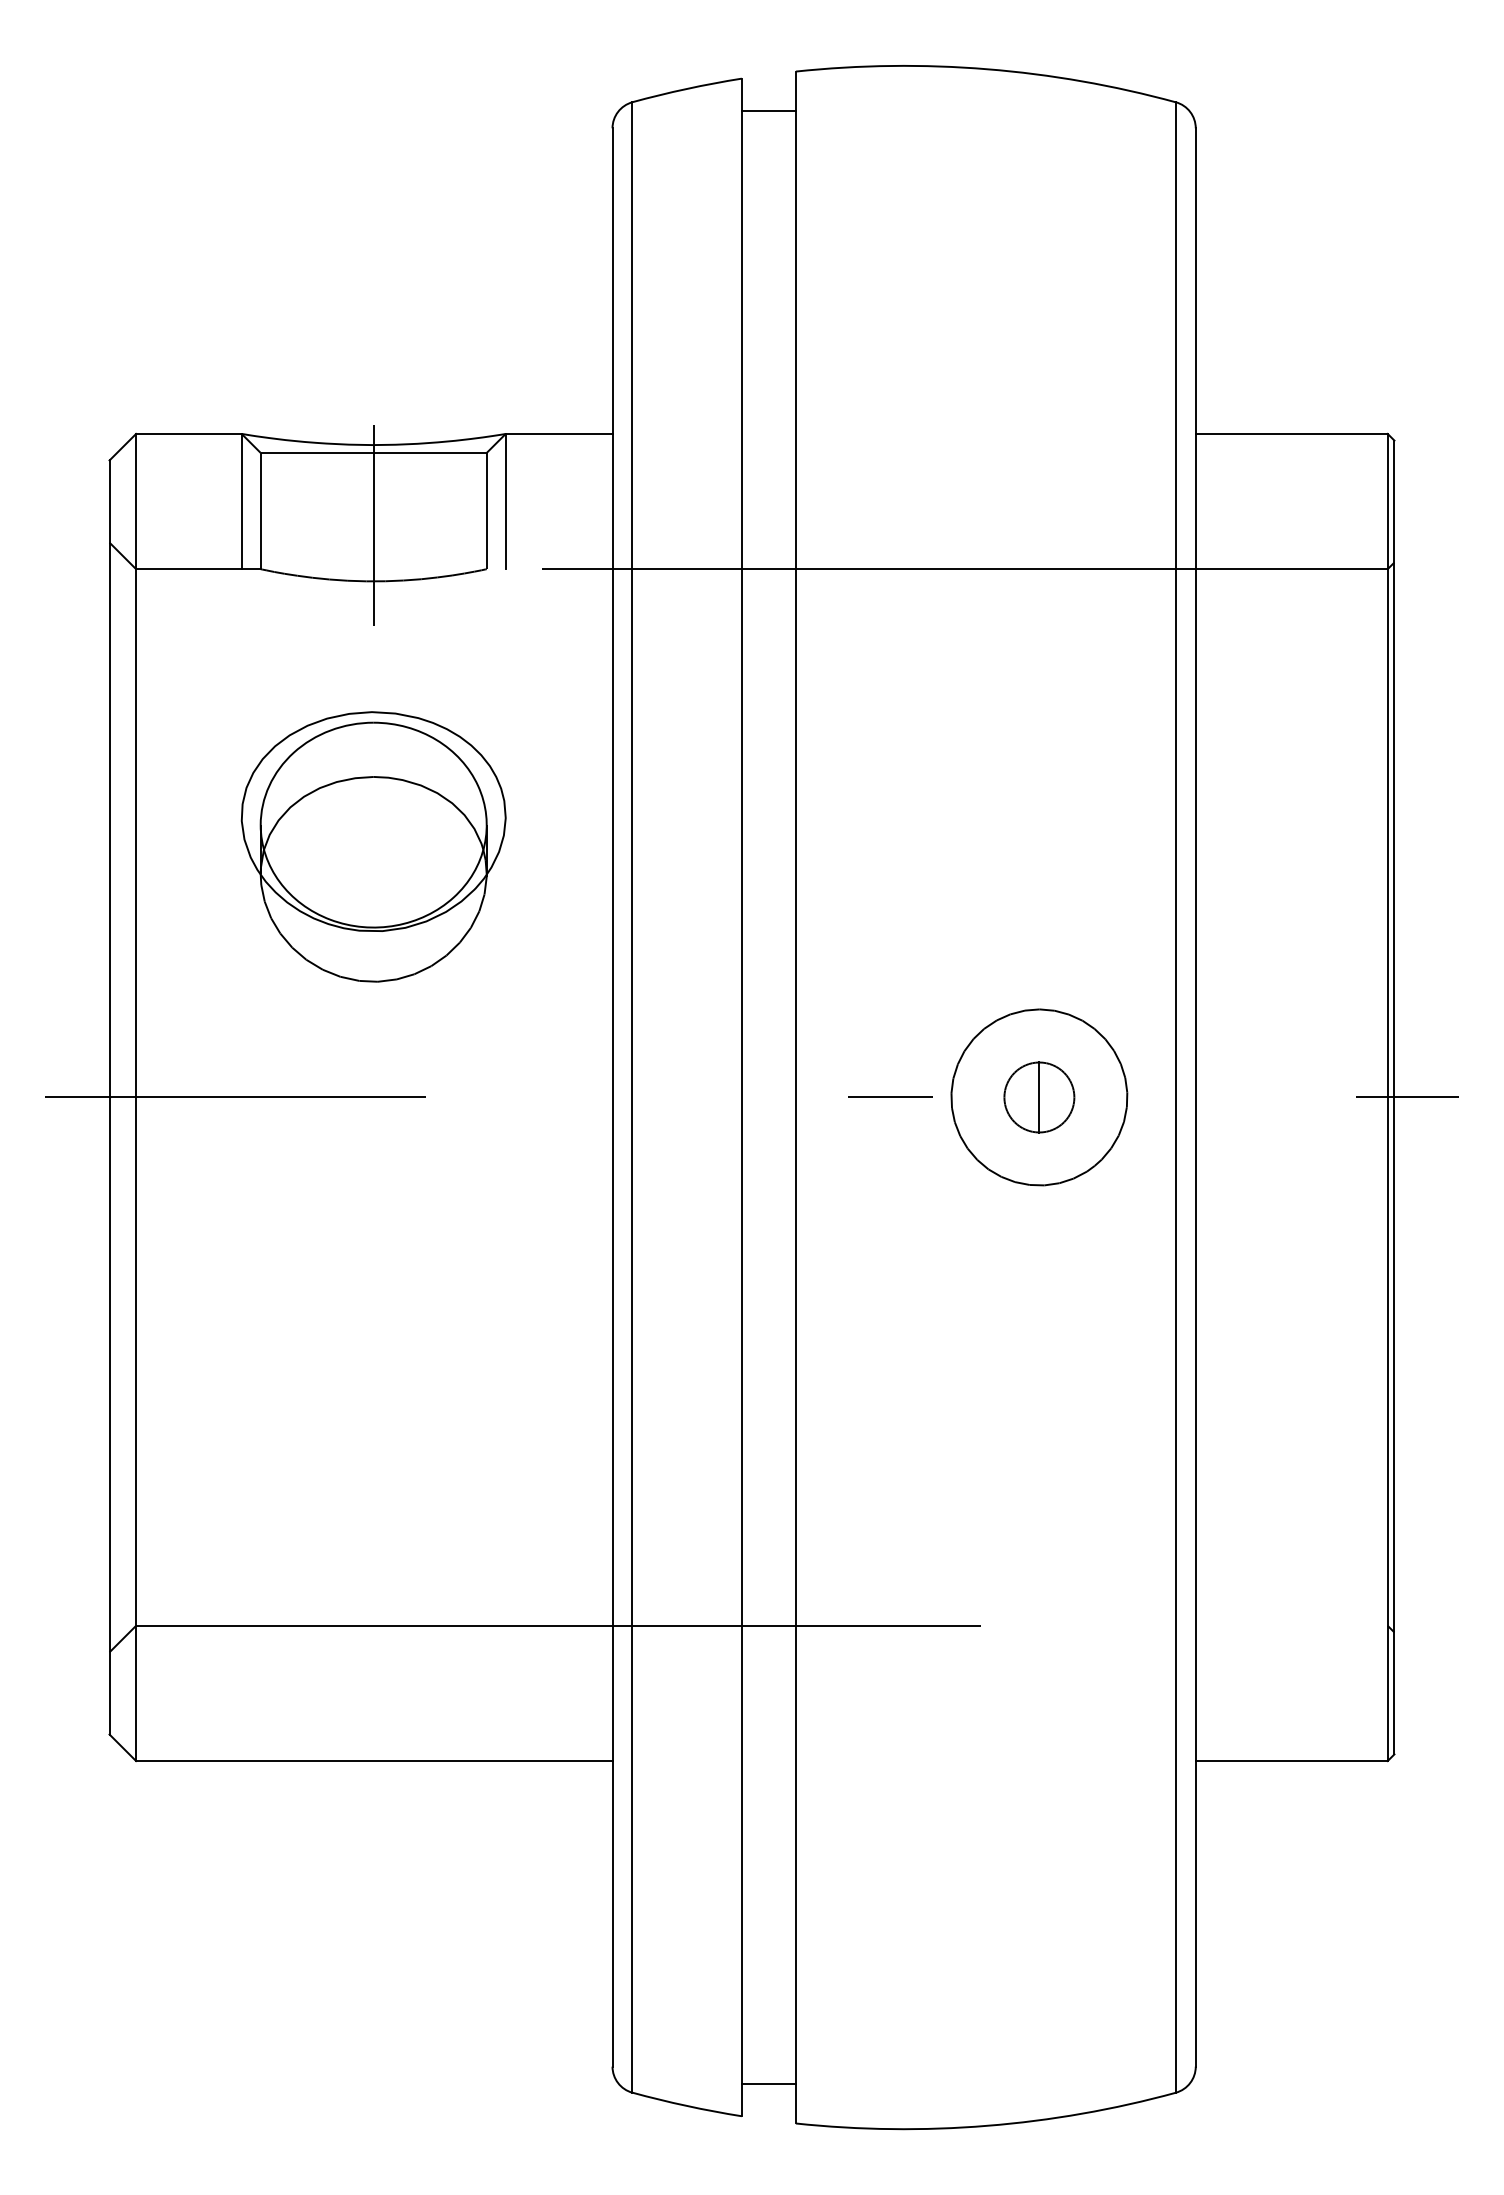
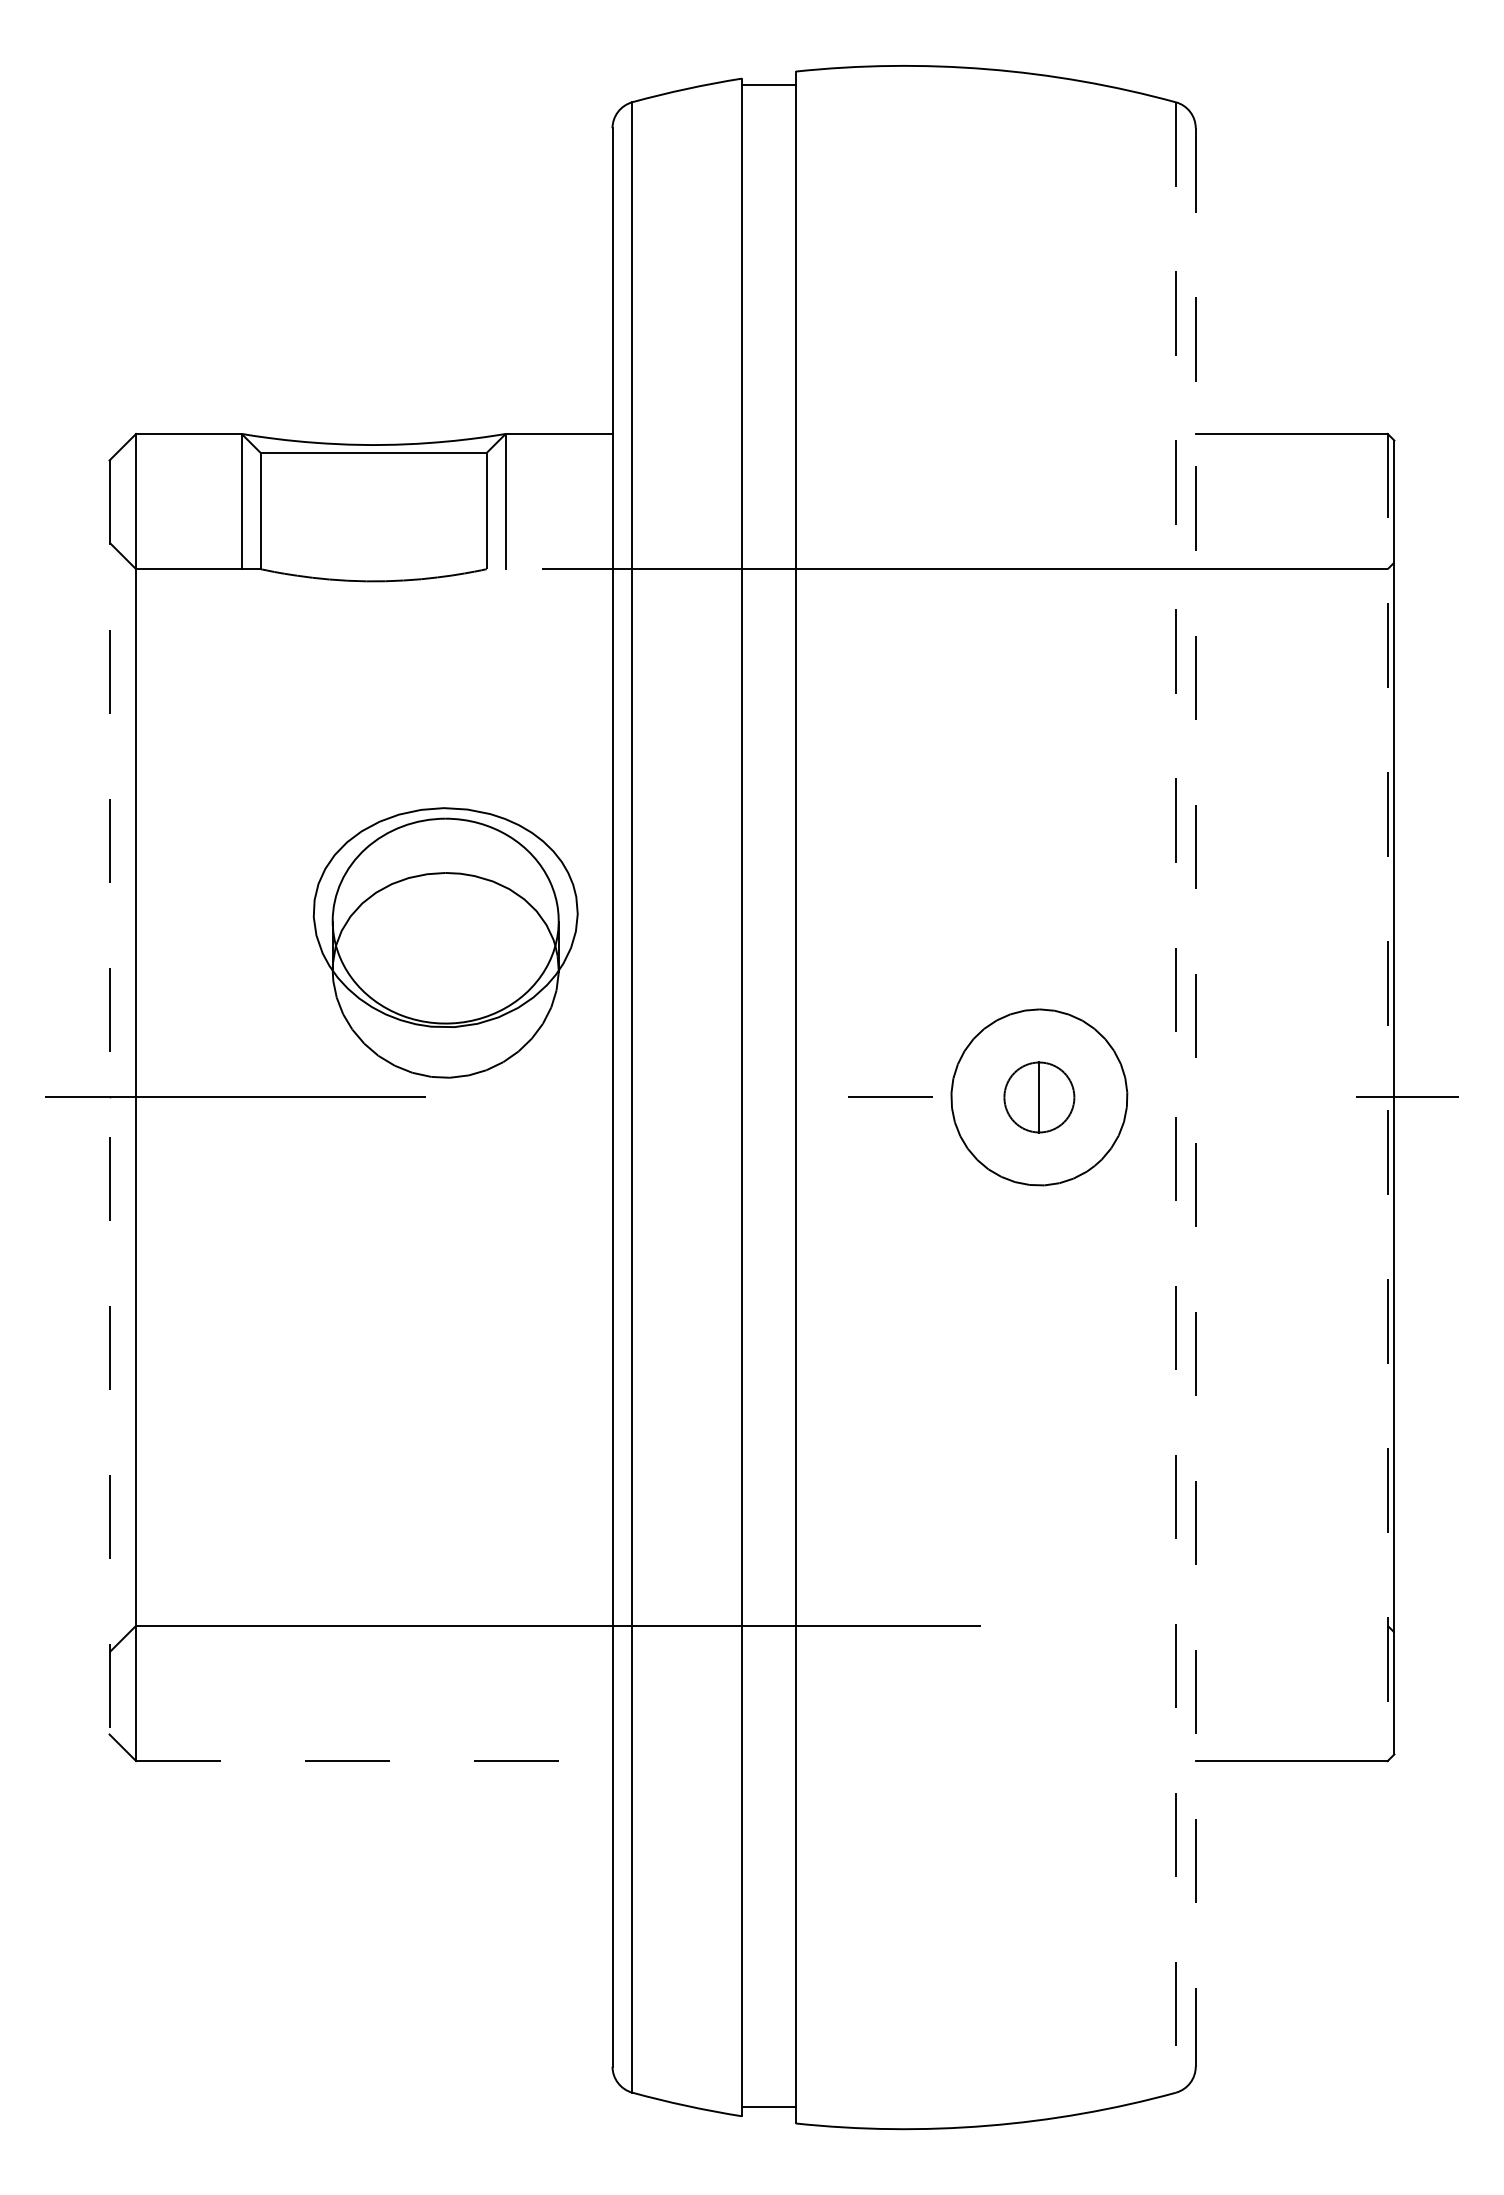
line position: (768, 110) -> (768, 84) (768, 84)
line: present -> none (373, 525)
part position: (373, 846) -> (445, 942) (445, 942)
line: solid -> dashed (109, 1097)
line: solid -> dashed (1175, 1097)
line: solid -> dashed (1195, 1097)
line: solid -> dashed (1387, 1097)
line: solid -> dashed (374, 1761)
line position: (768, 2084) -> (768, 2107) (768, 2107)
